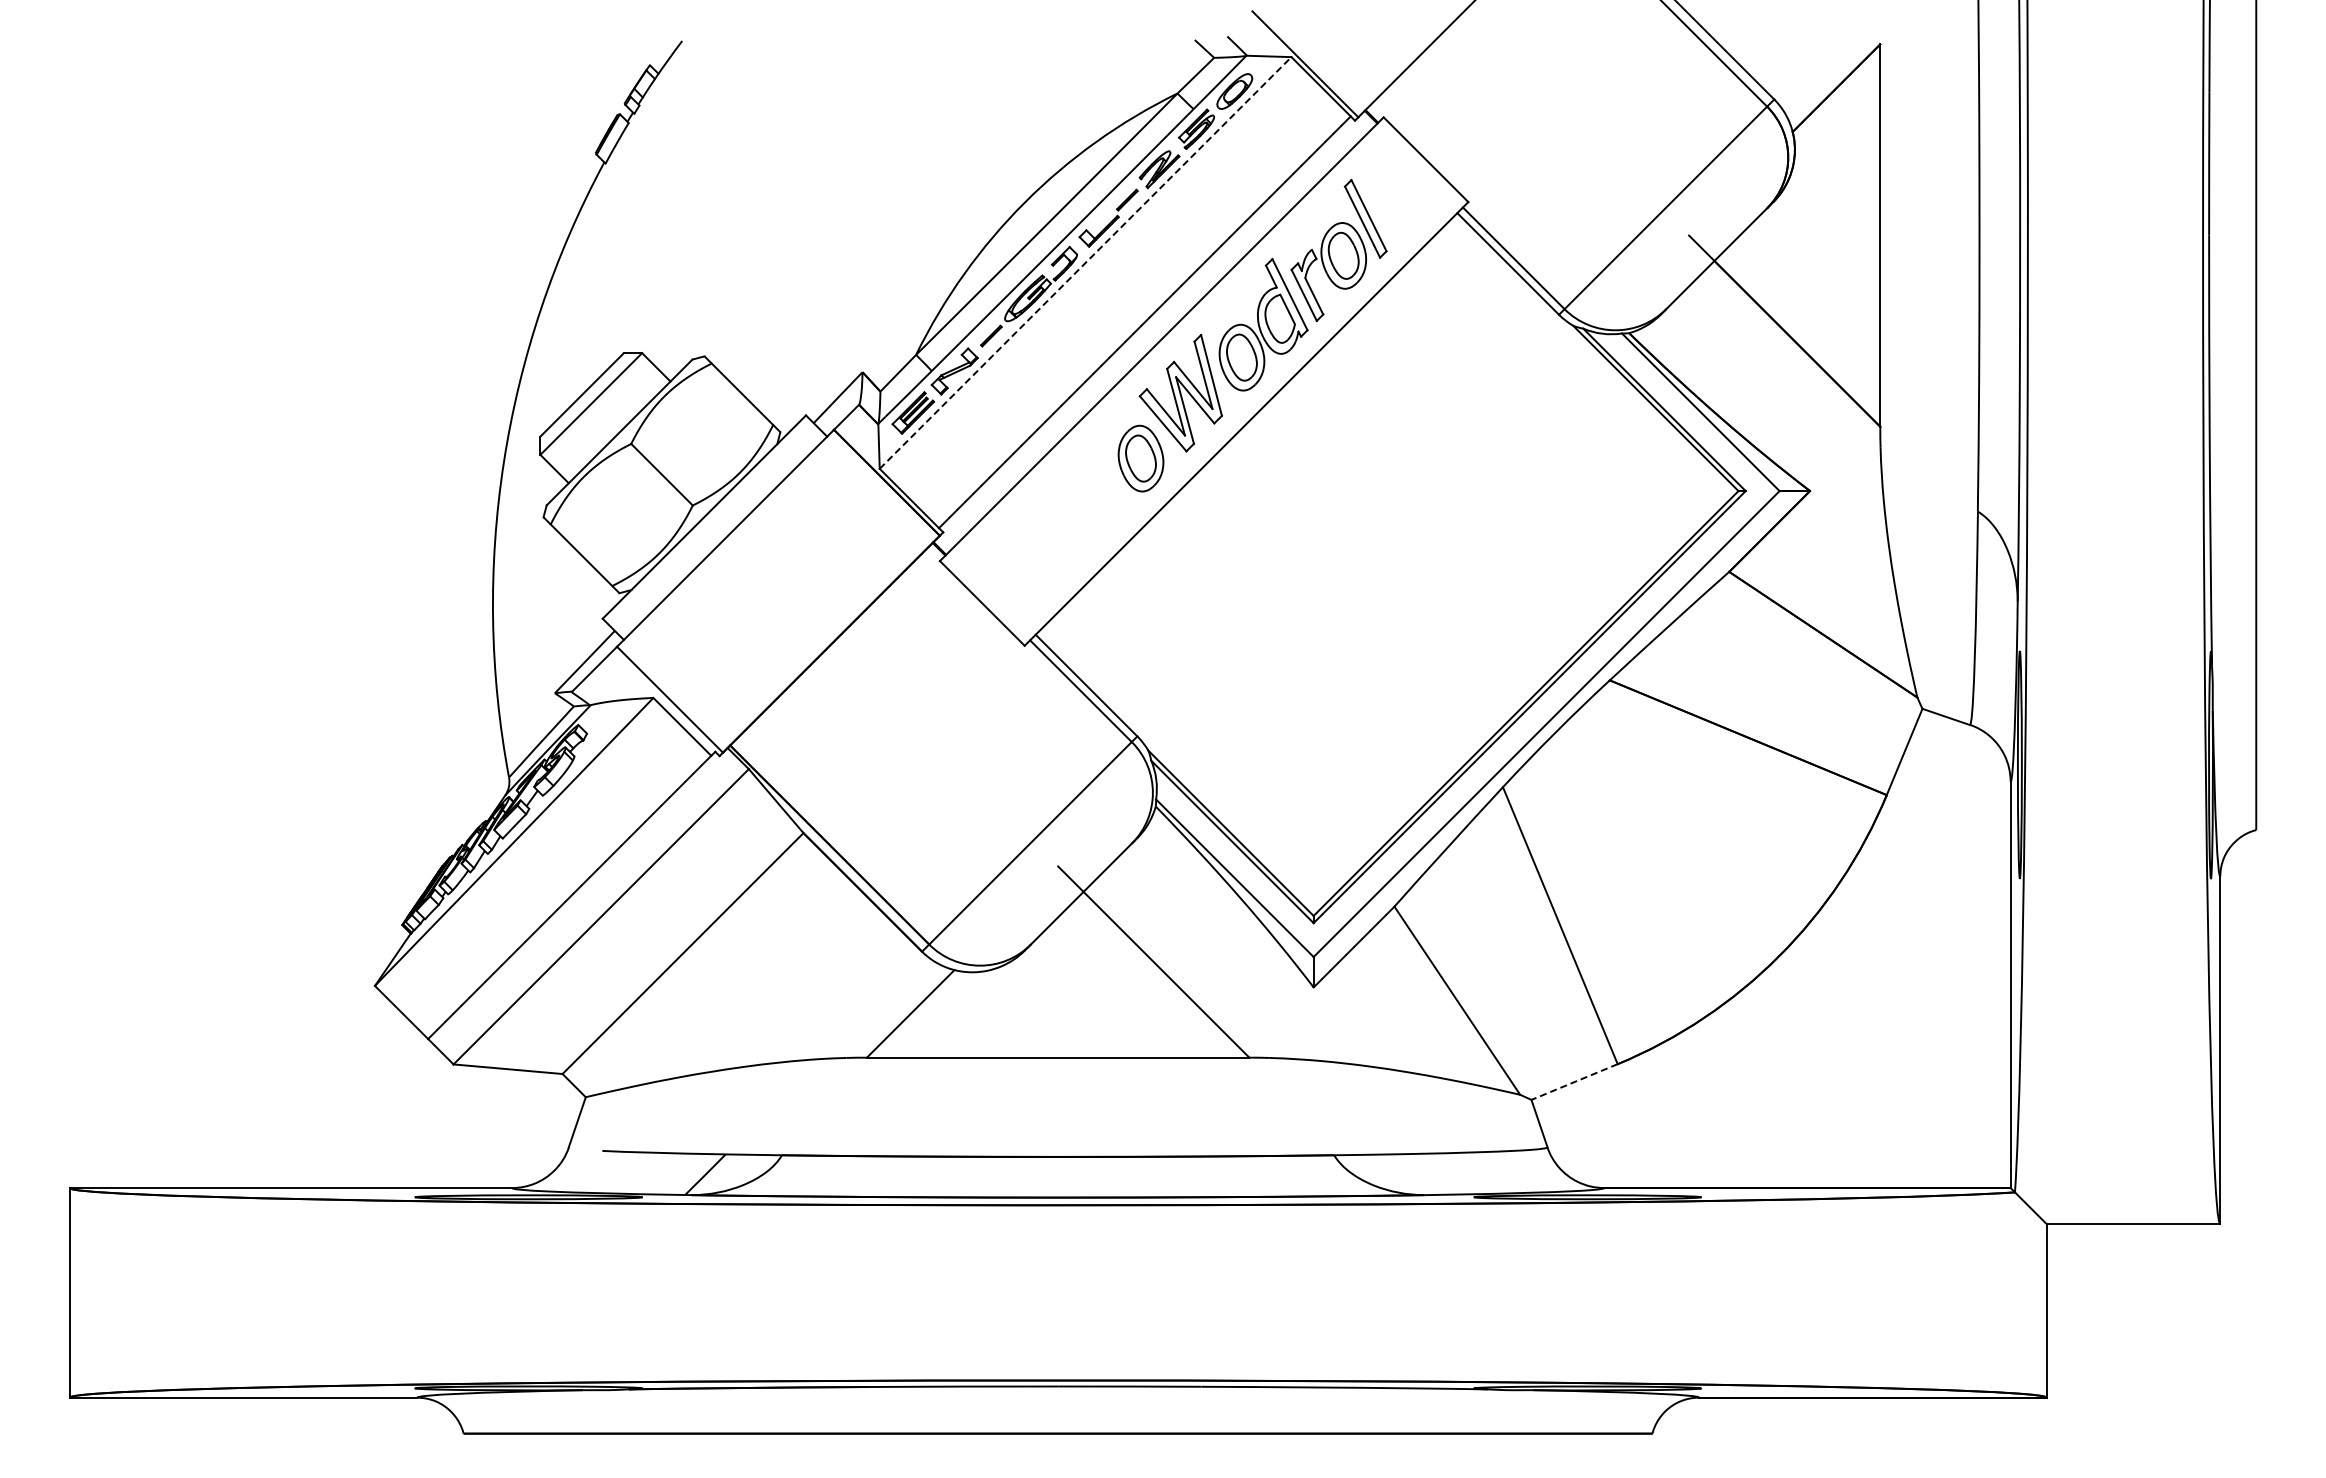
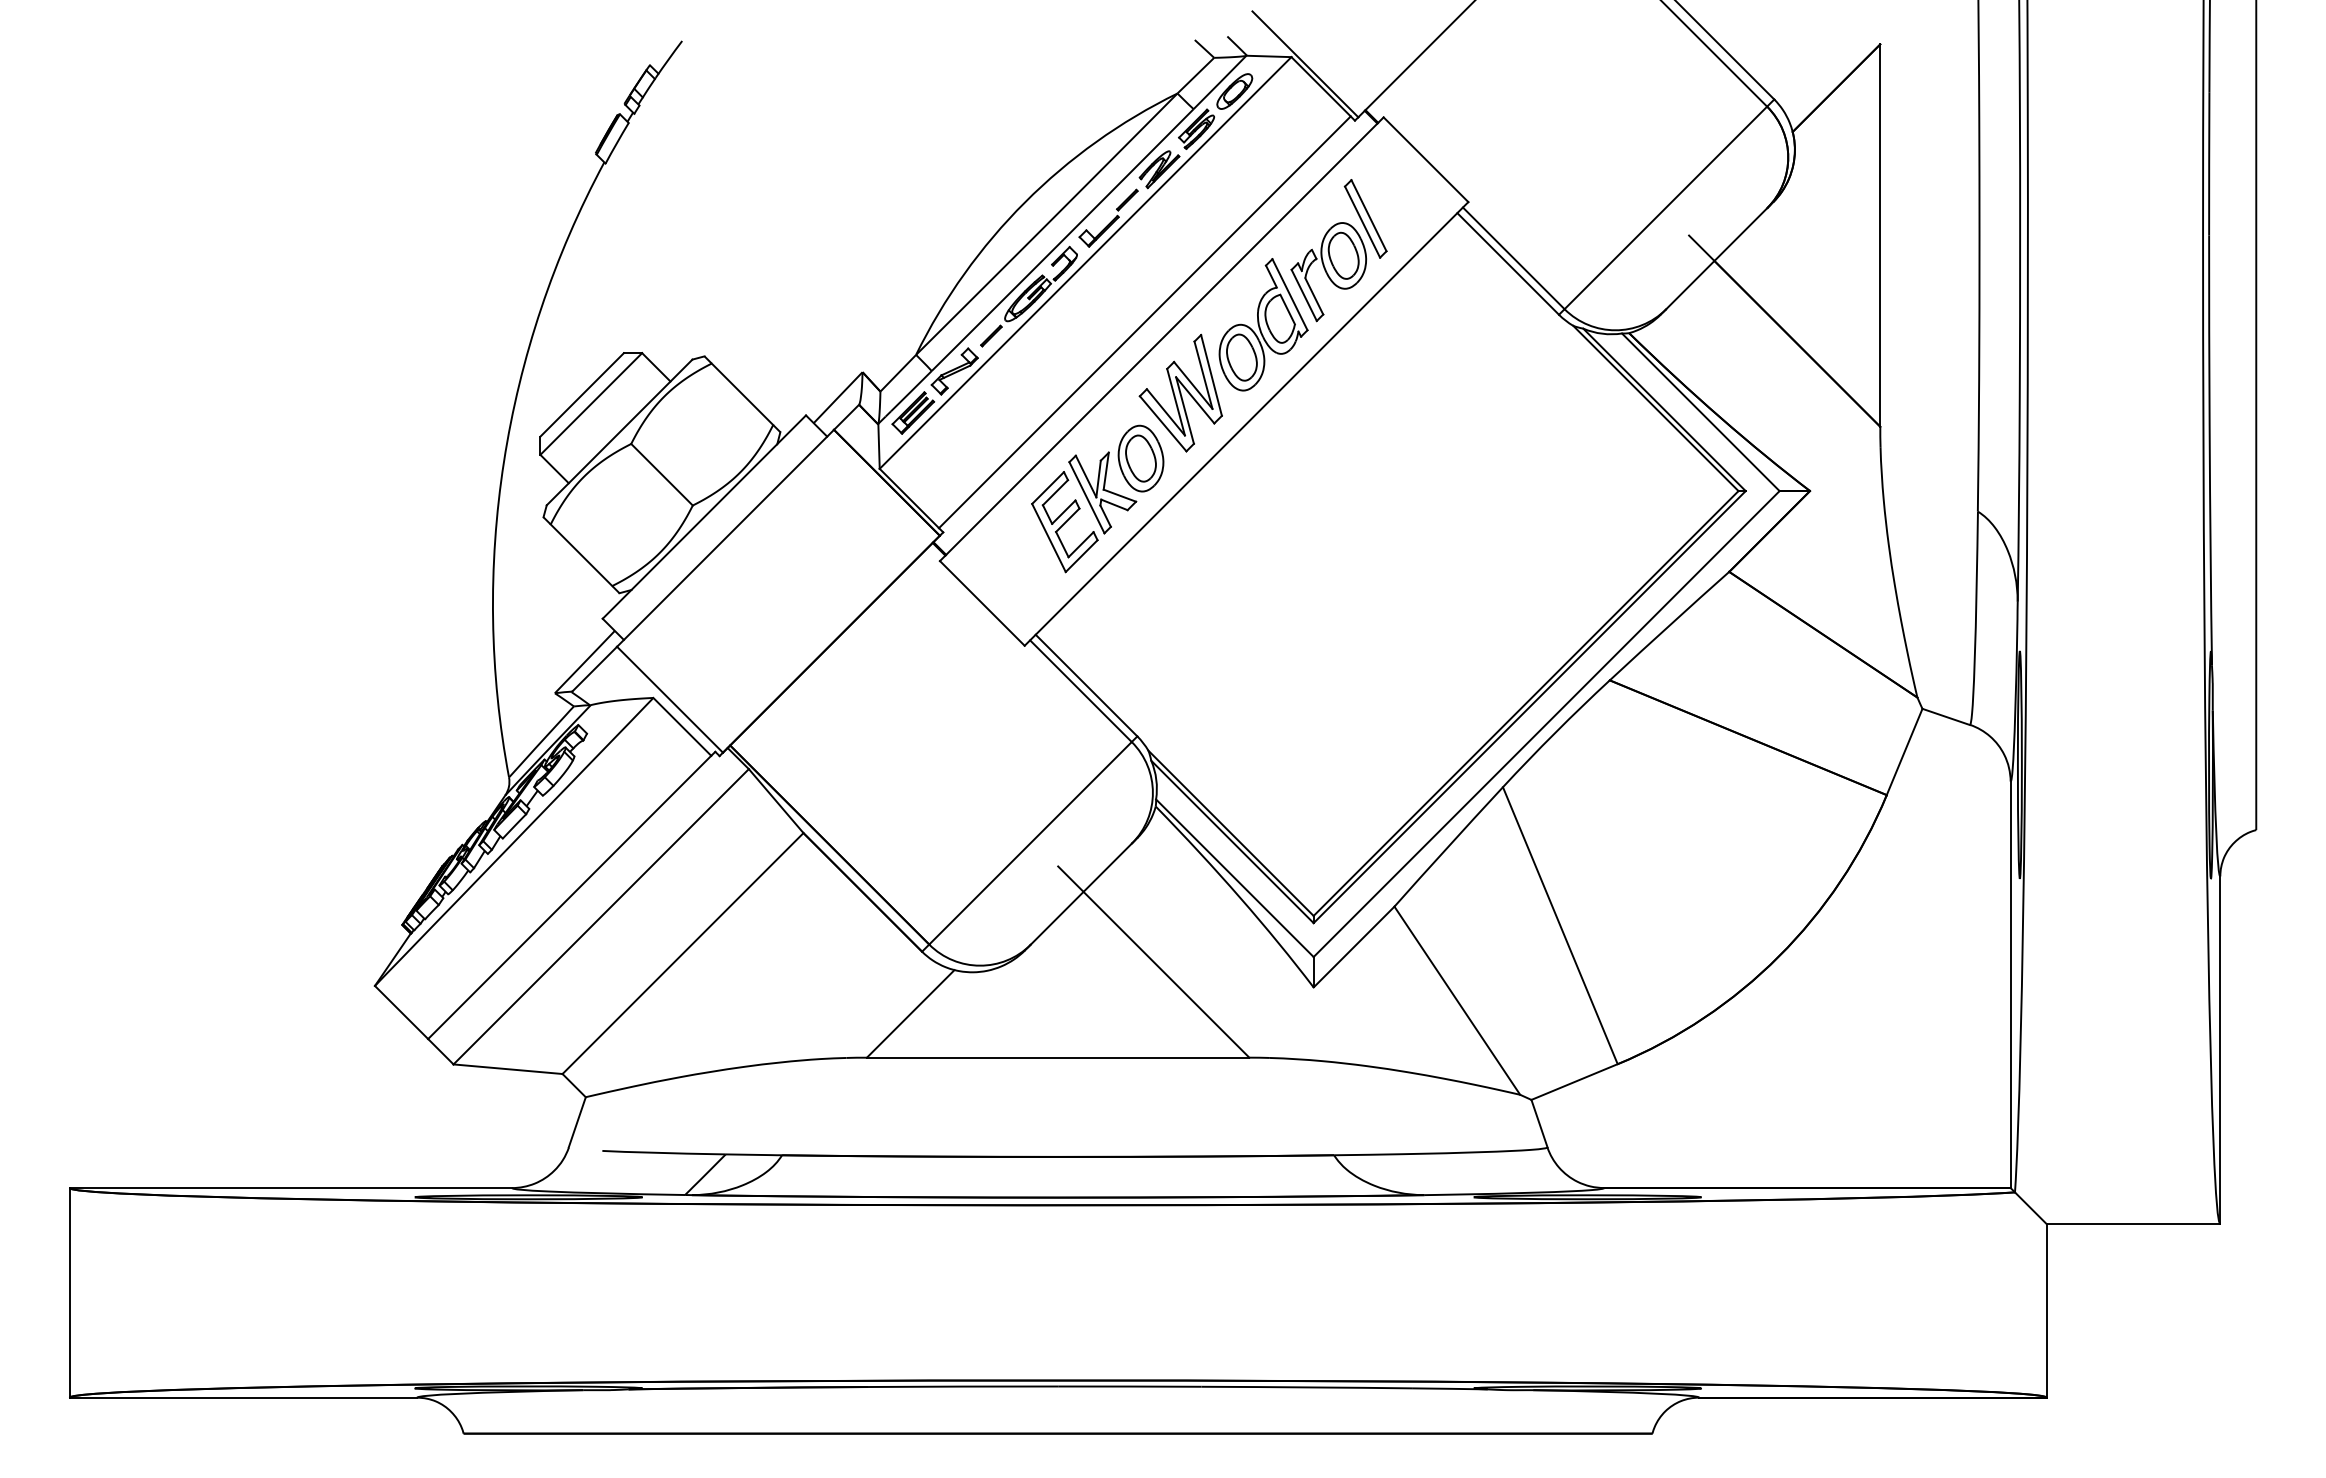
line: dashed -> solid (1085, 262)
part: none -> present (1084, 512)
line: dashed -> solid (1574, 1082)
